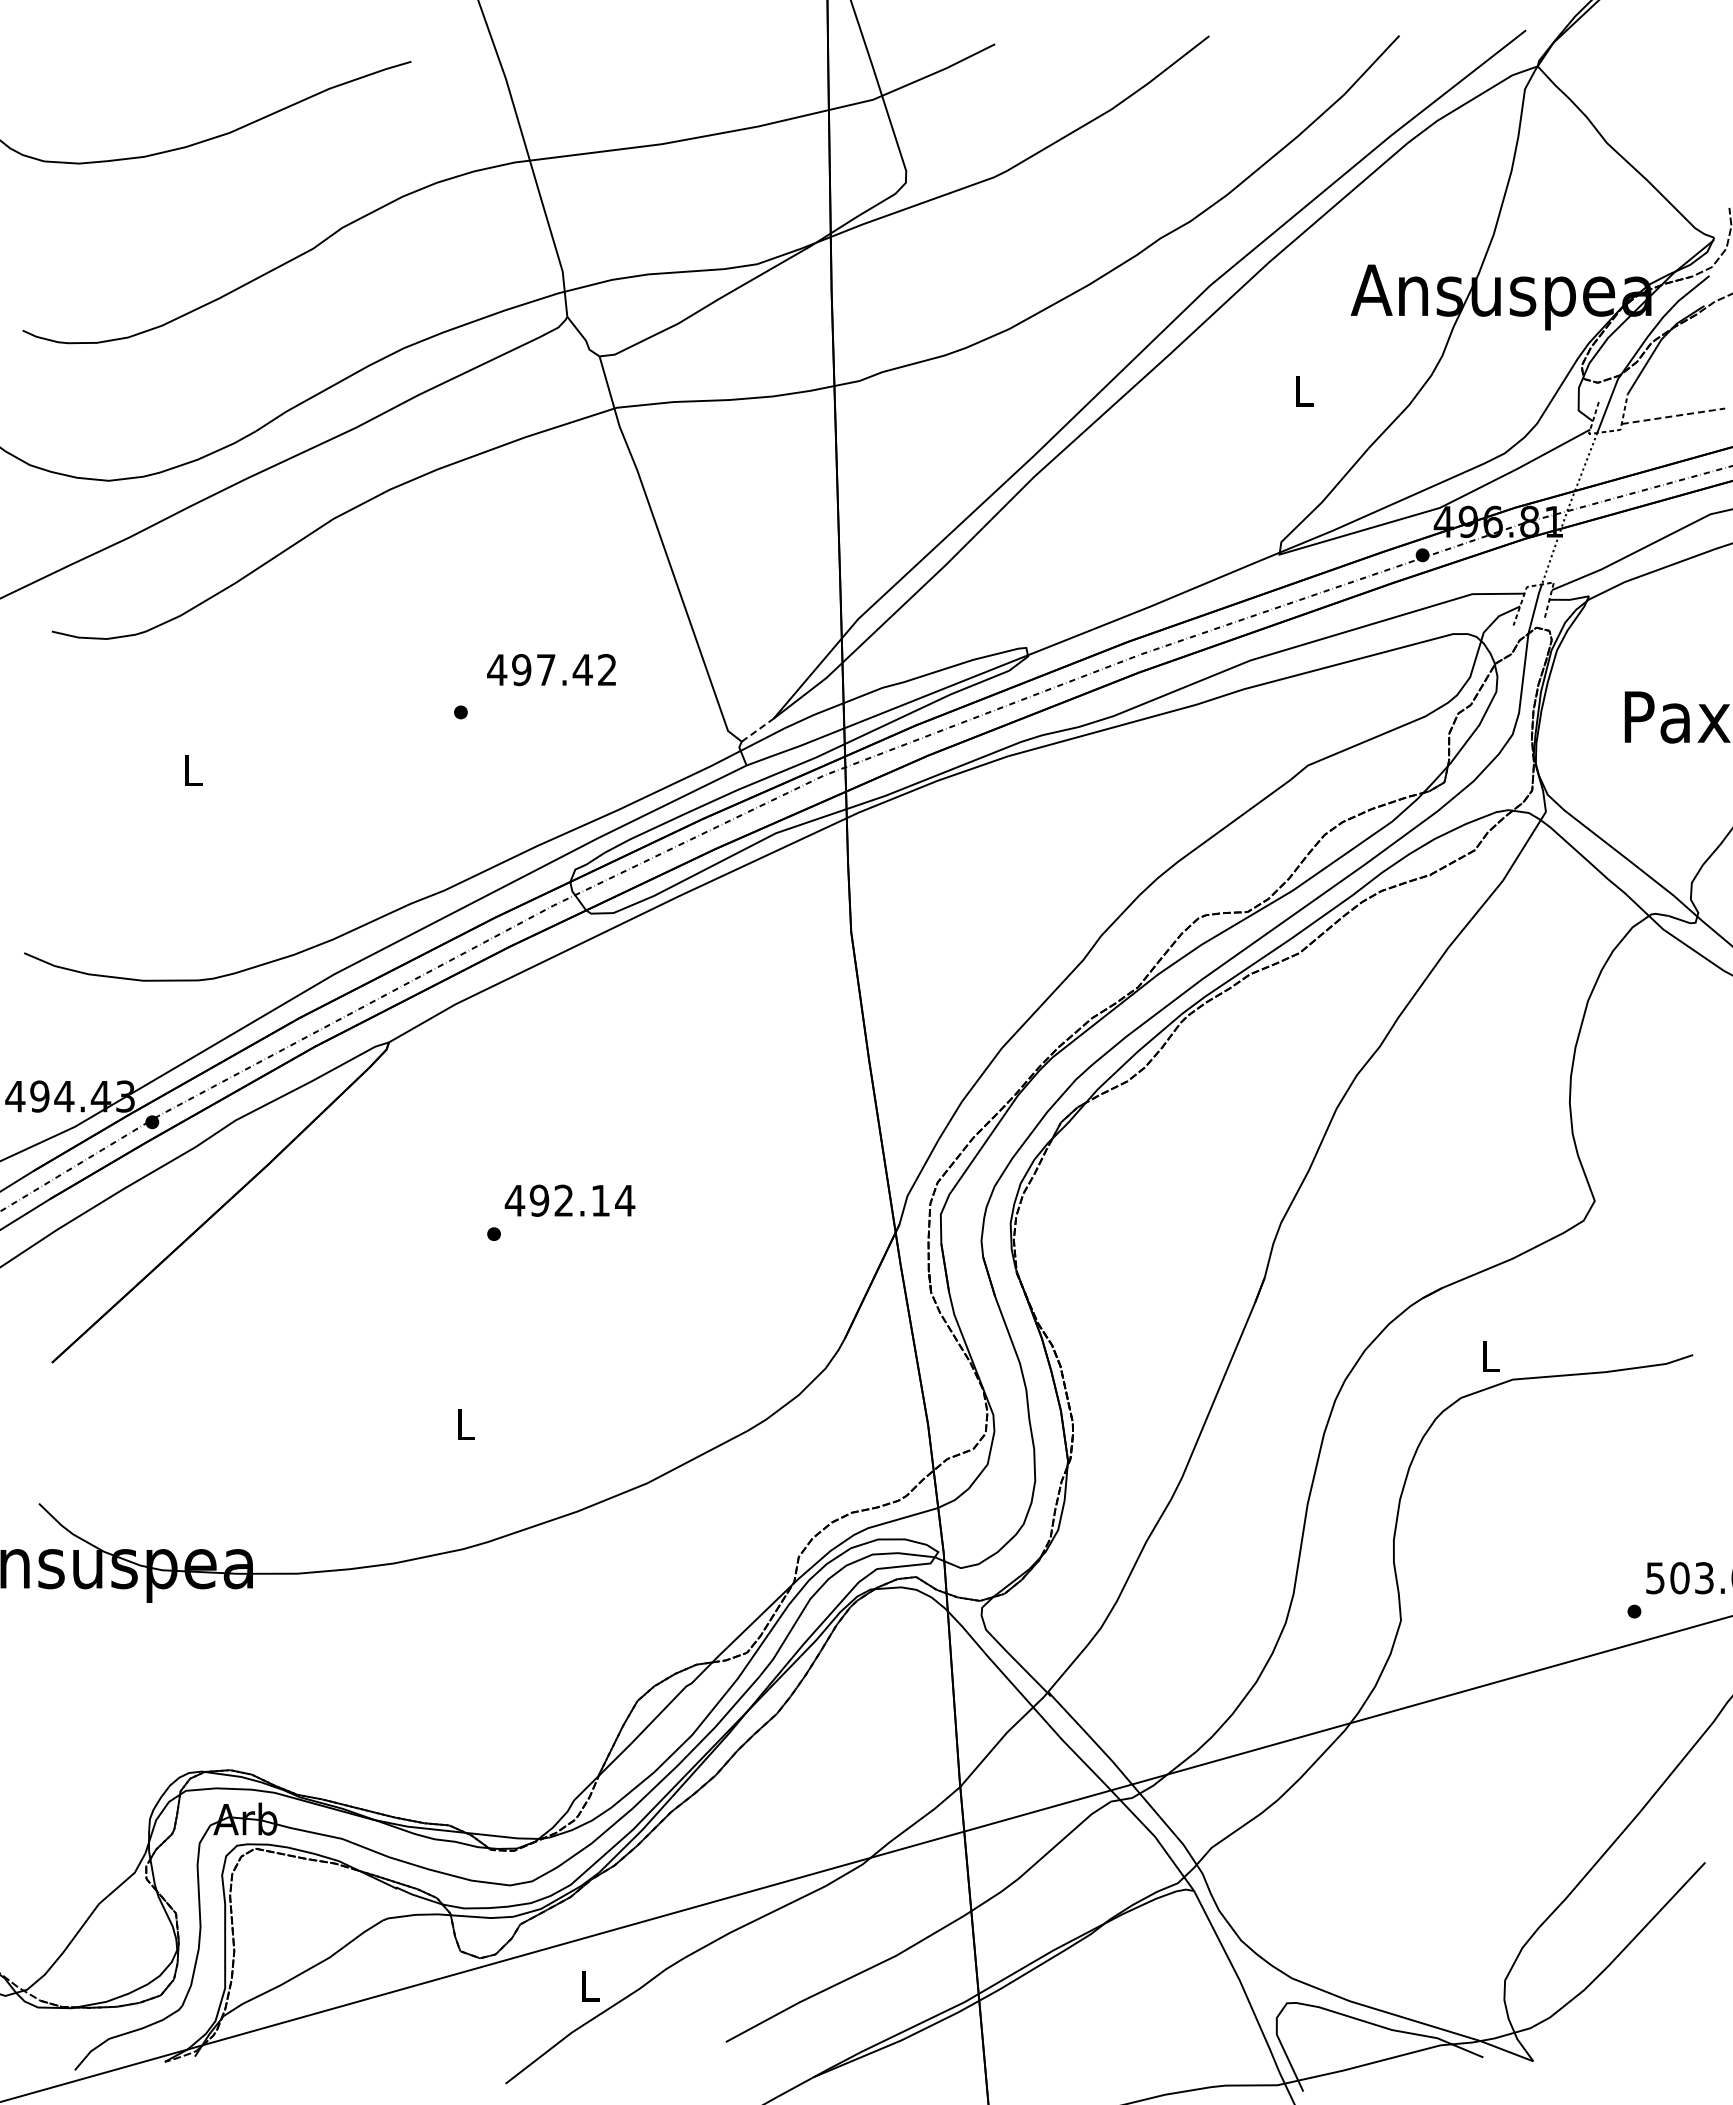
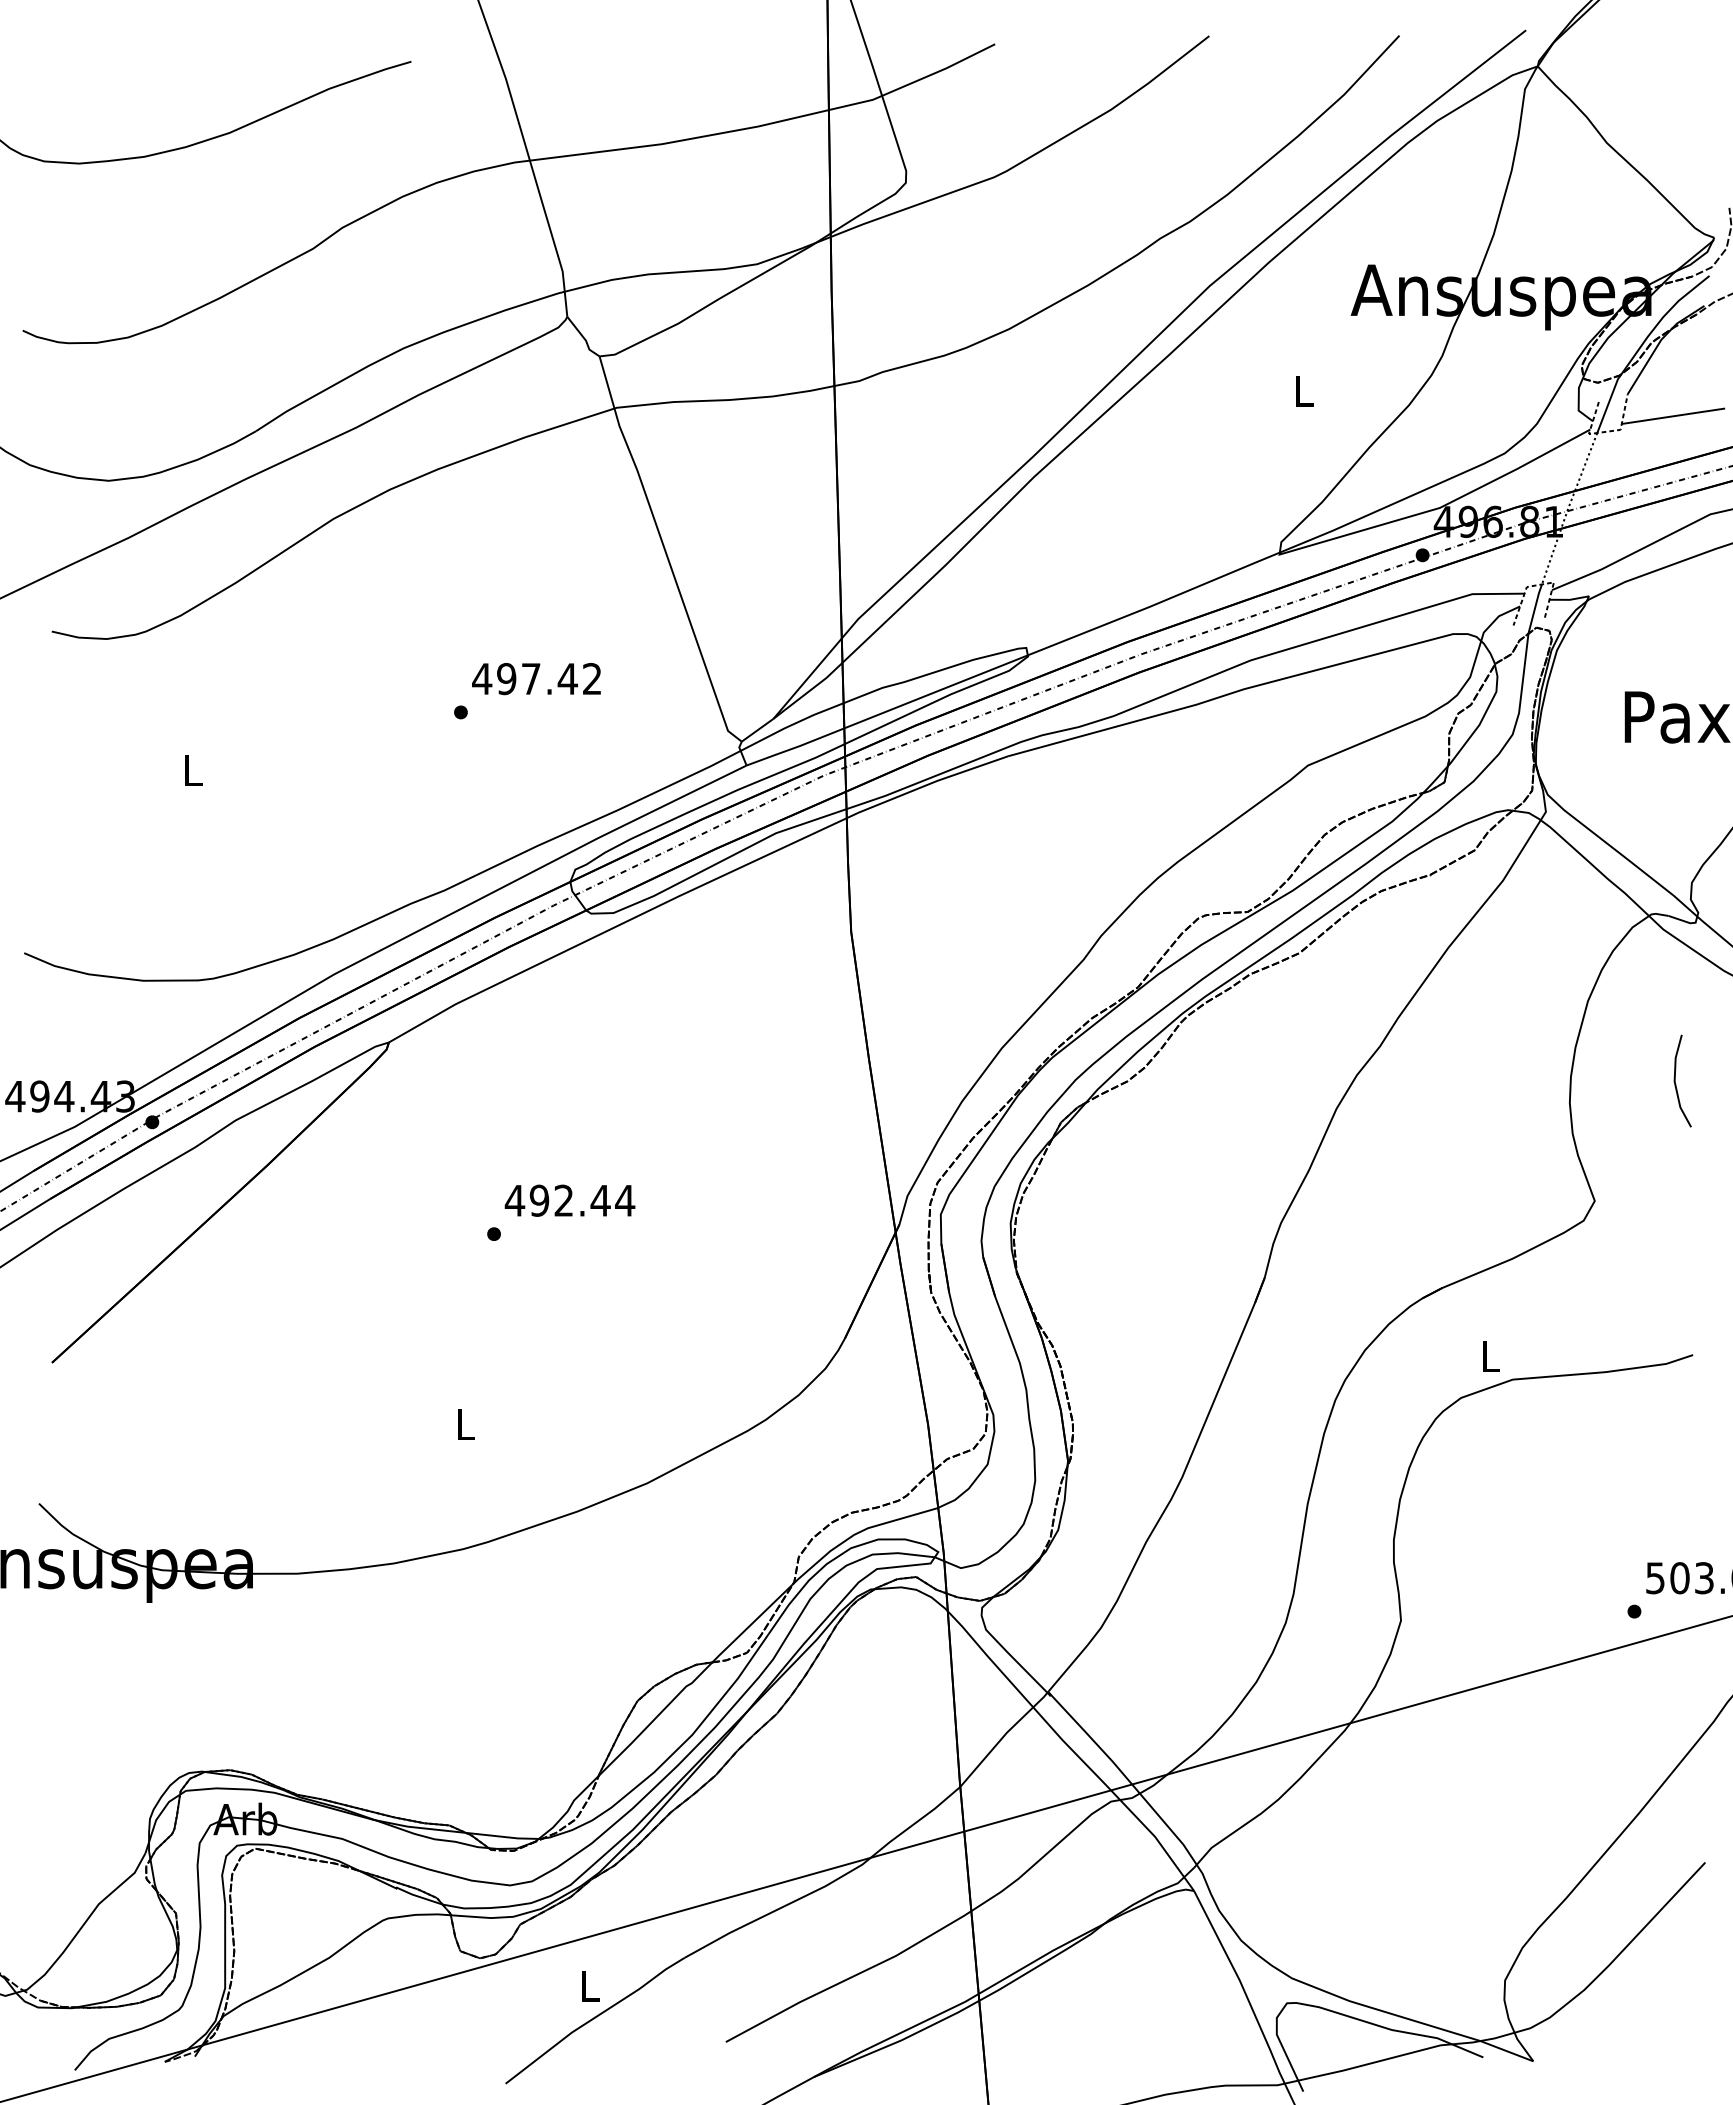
line: dashed -> solid (1673, 416)
text position: (551, 670) -> (536, 679) (536, 679)
line: dashed -> solid (757, 730)
line: none -> present (1675, 1080)
text: 492.14 -> 492.44 (600, 1200)
